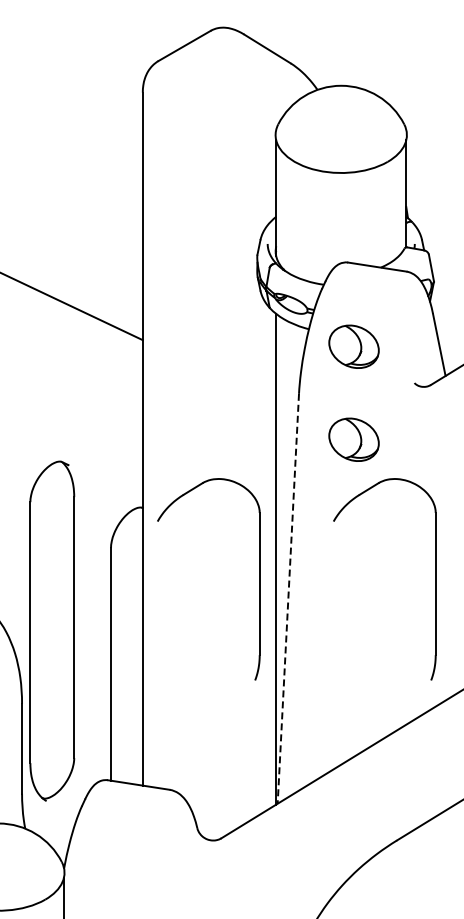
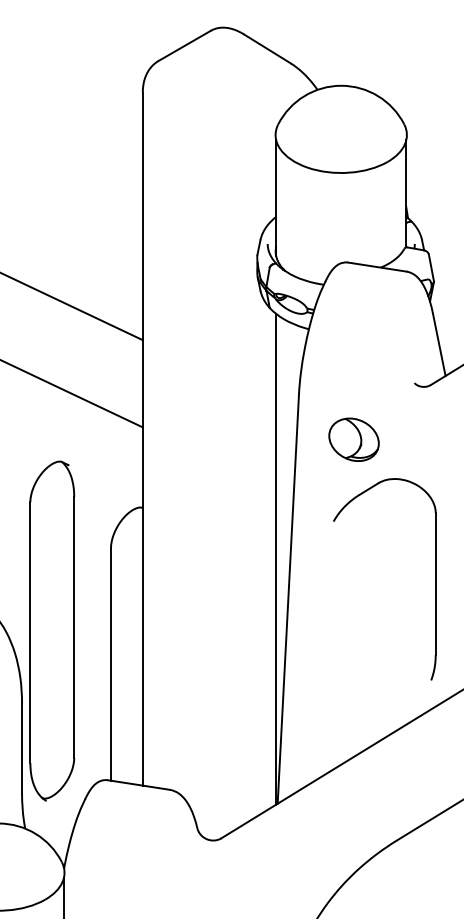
part: present -> none (353, 346)
line: none -> present (72, 393)
part: present -> none (259, 579)
line: dashed -> solid (288, 599)
